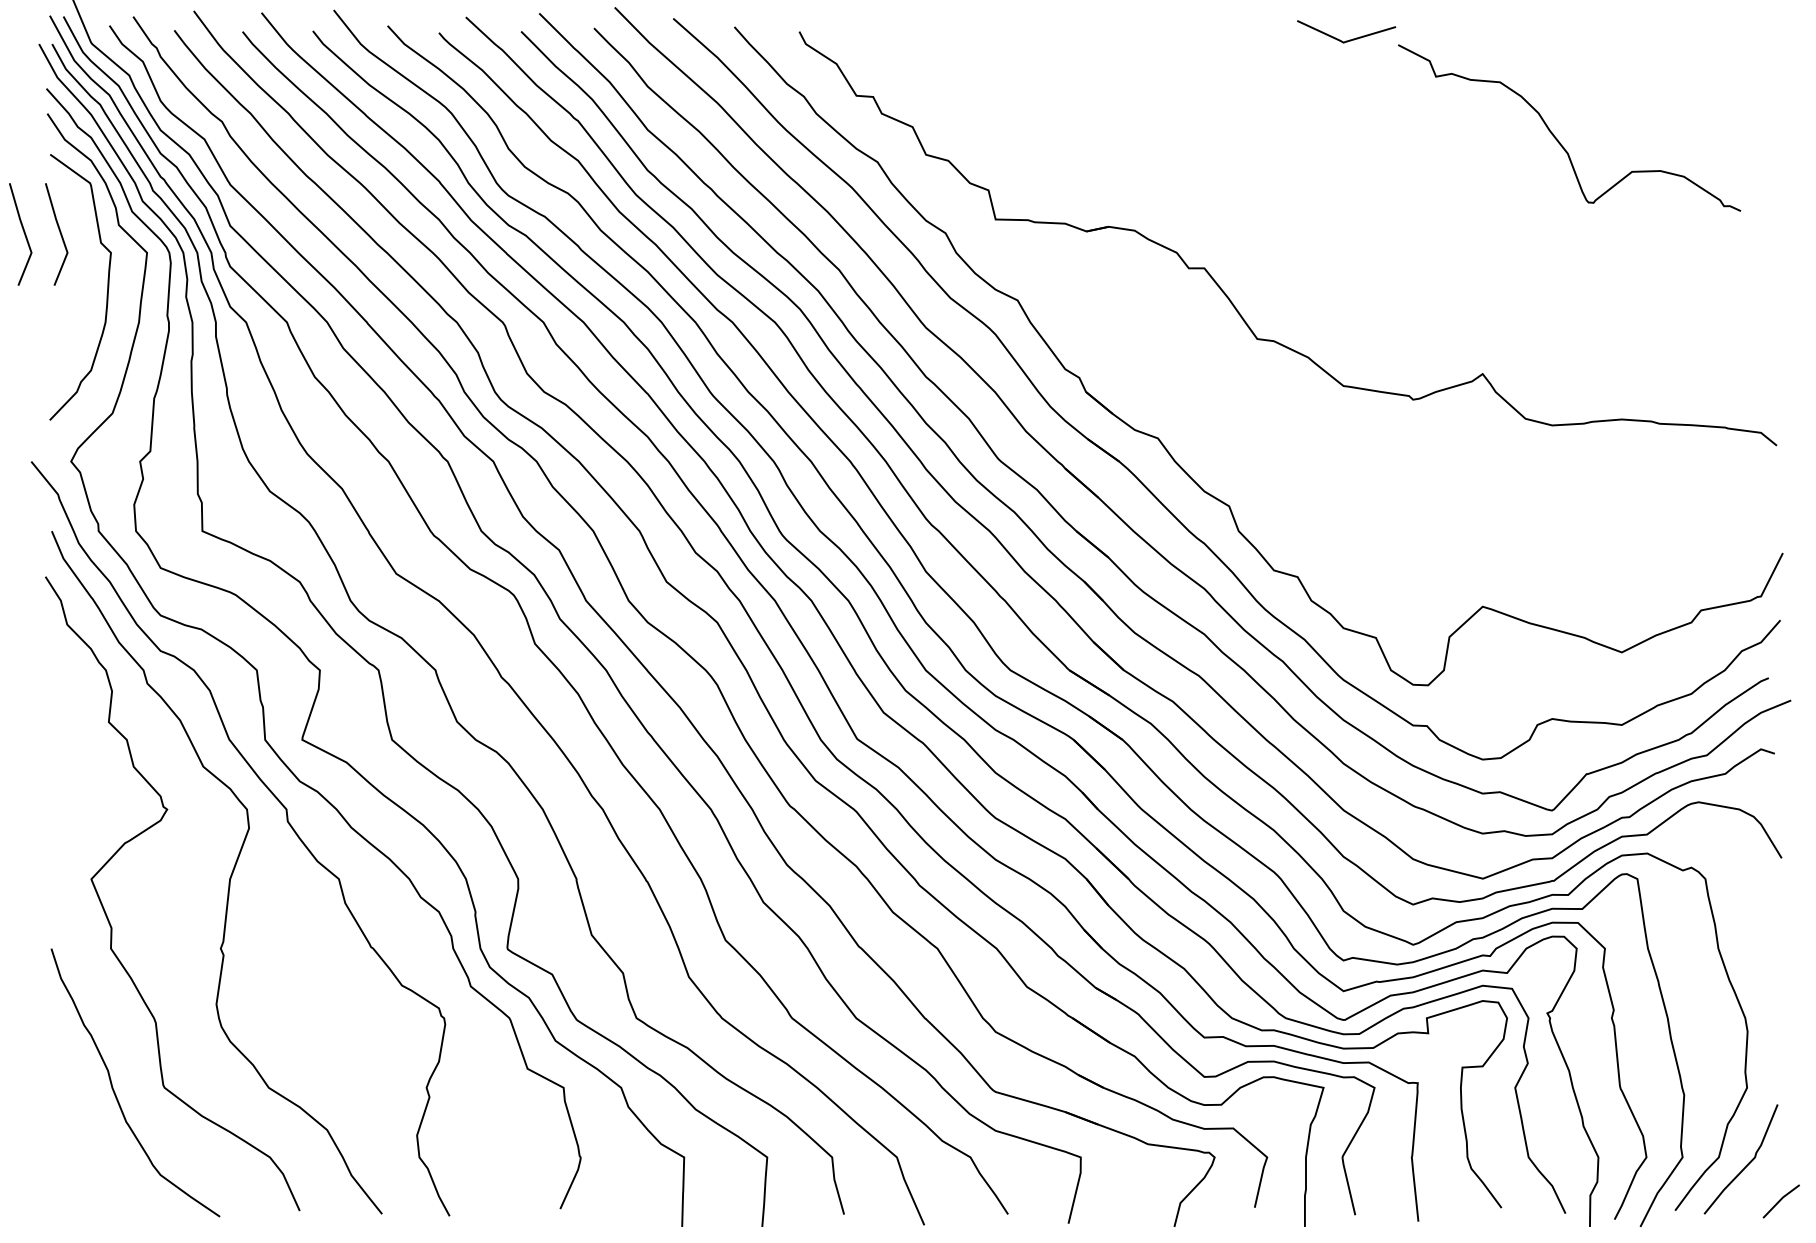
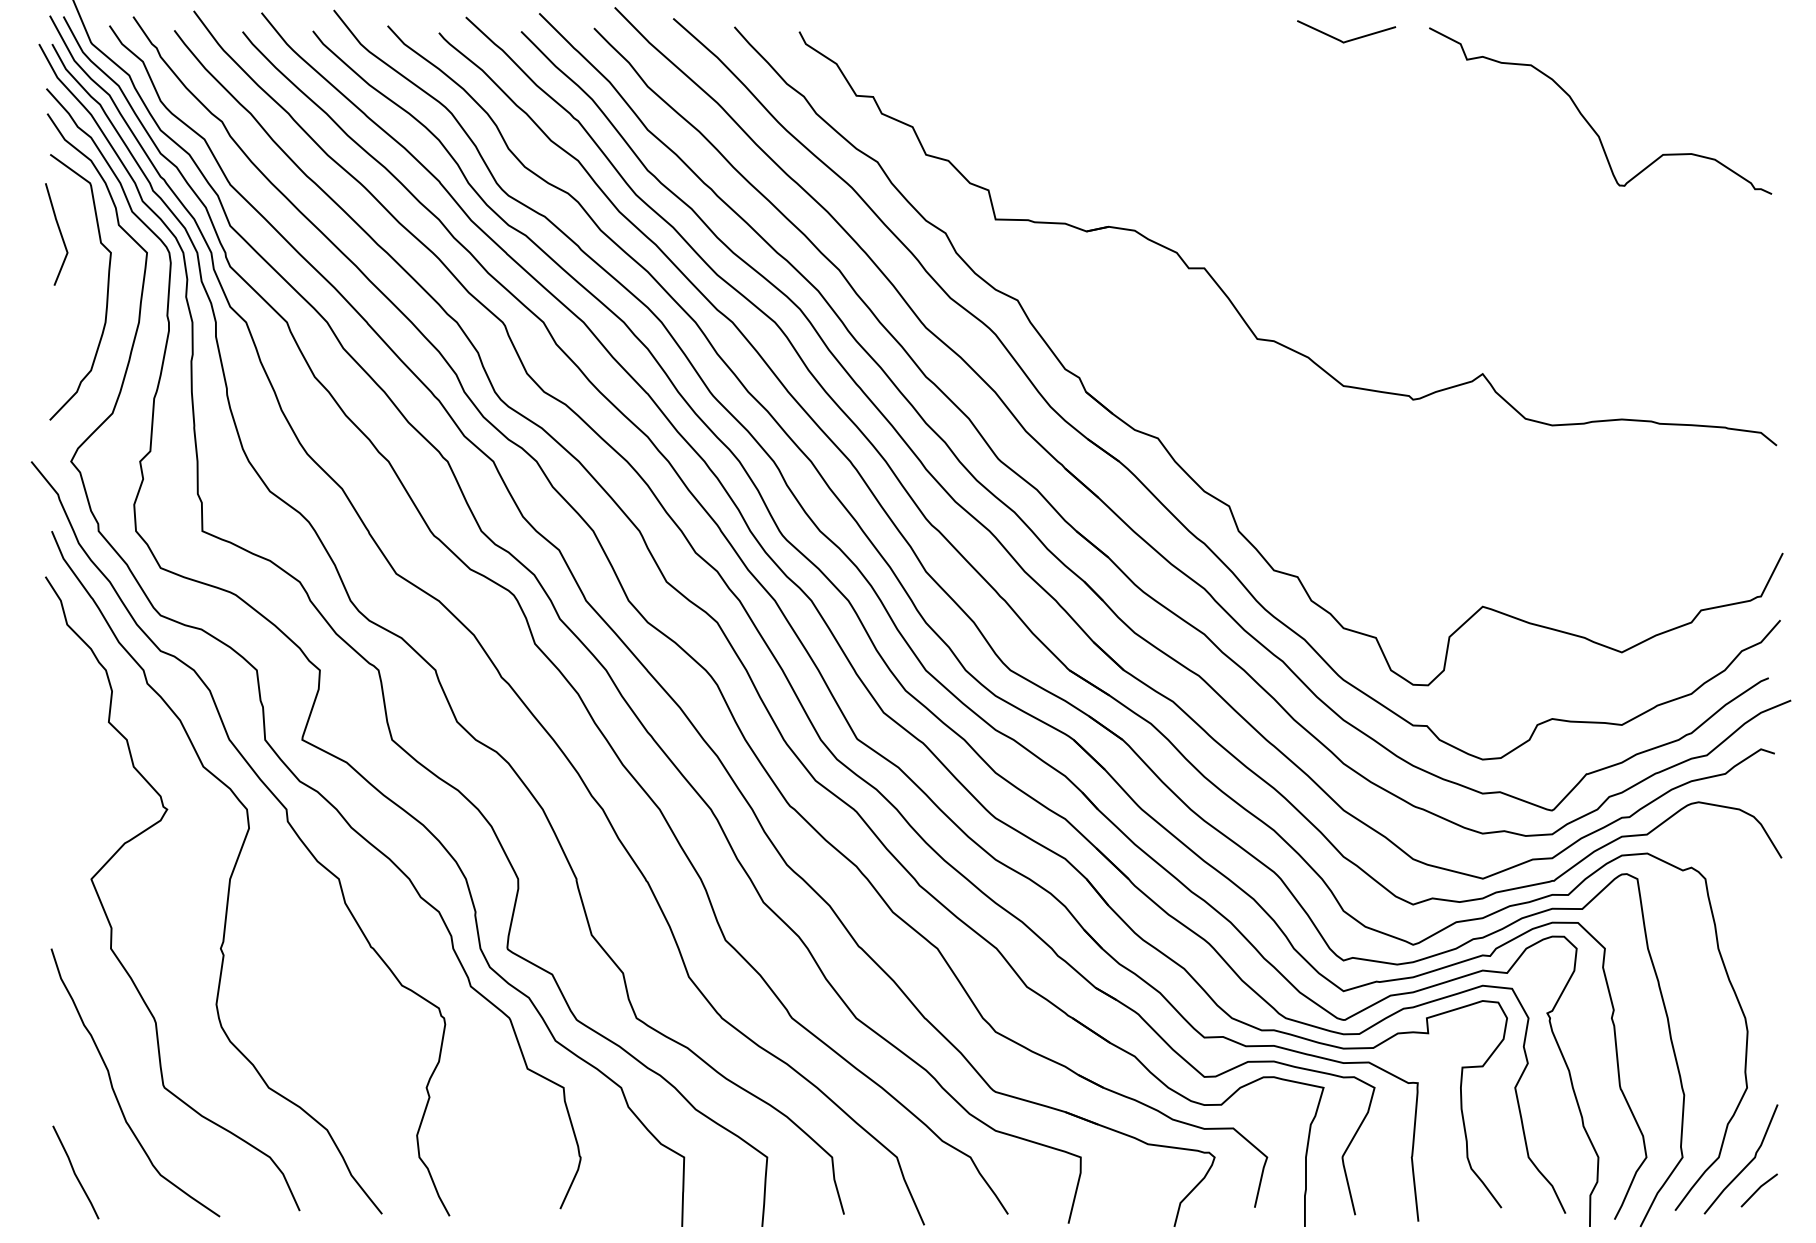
curve position: (1557, 138) -> (1588, 121) (1588, 121)
line: present -> none (23, 232)
line: none -> present (75, 1172)
line position: (1780, 1201) -> (1758, 1190) (1758, 1190)
